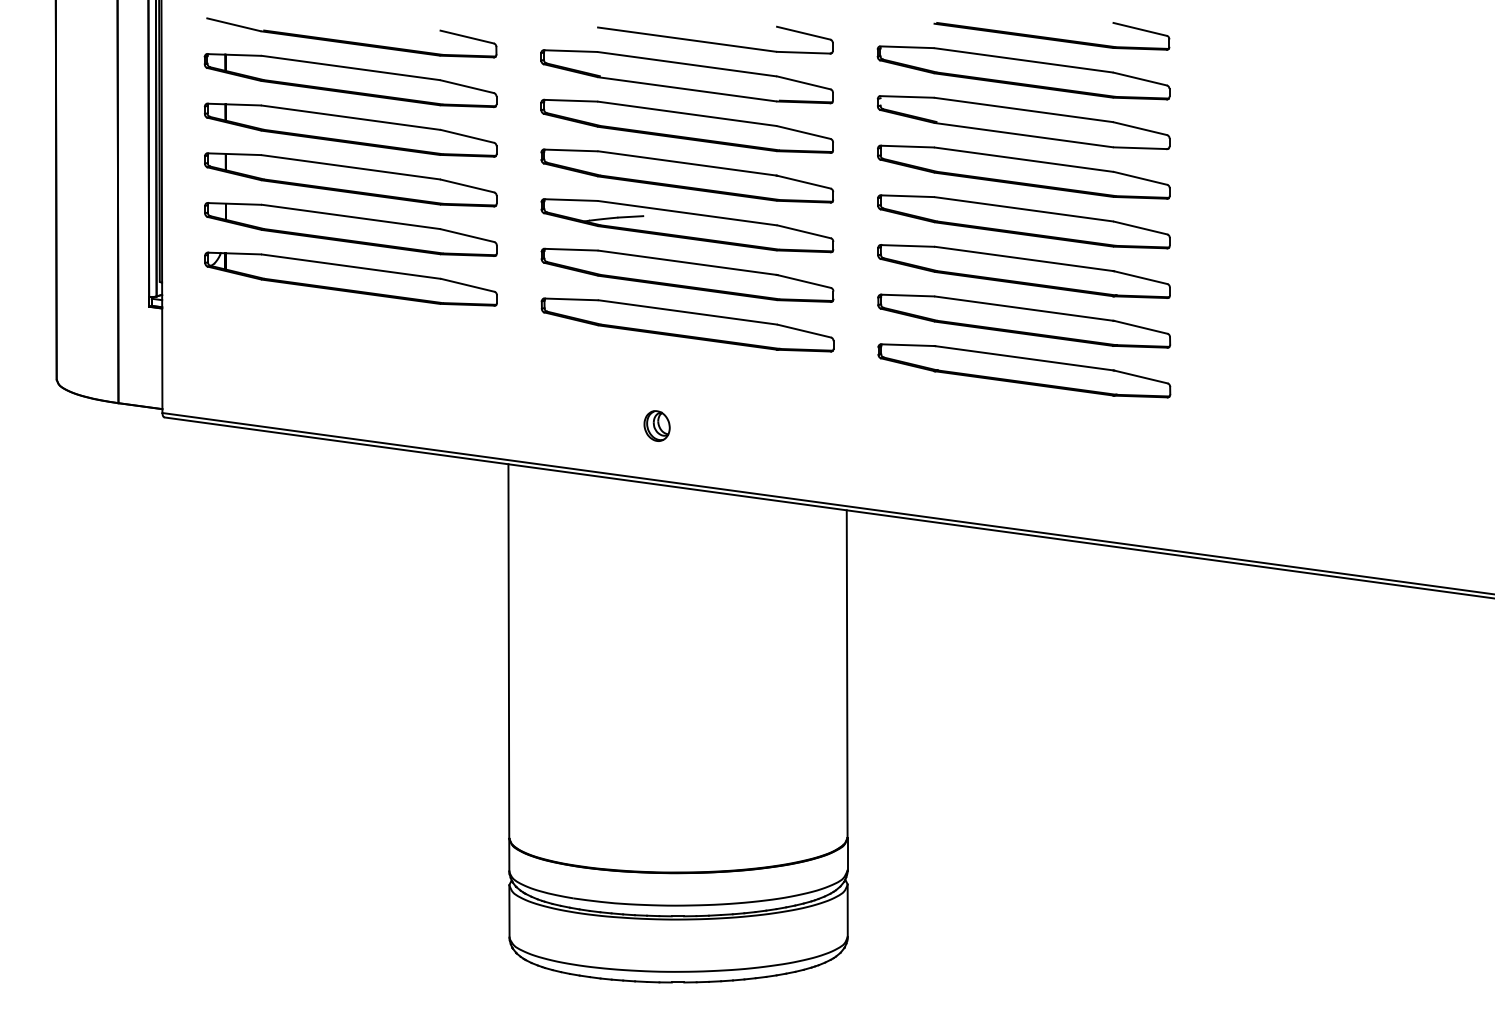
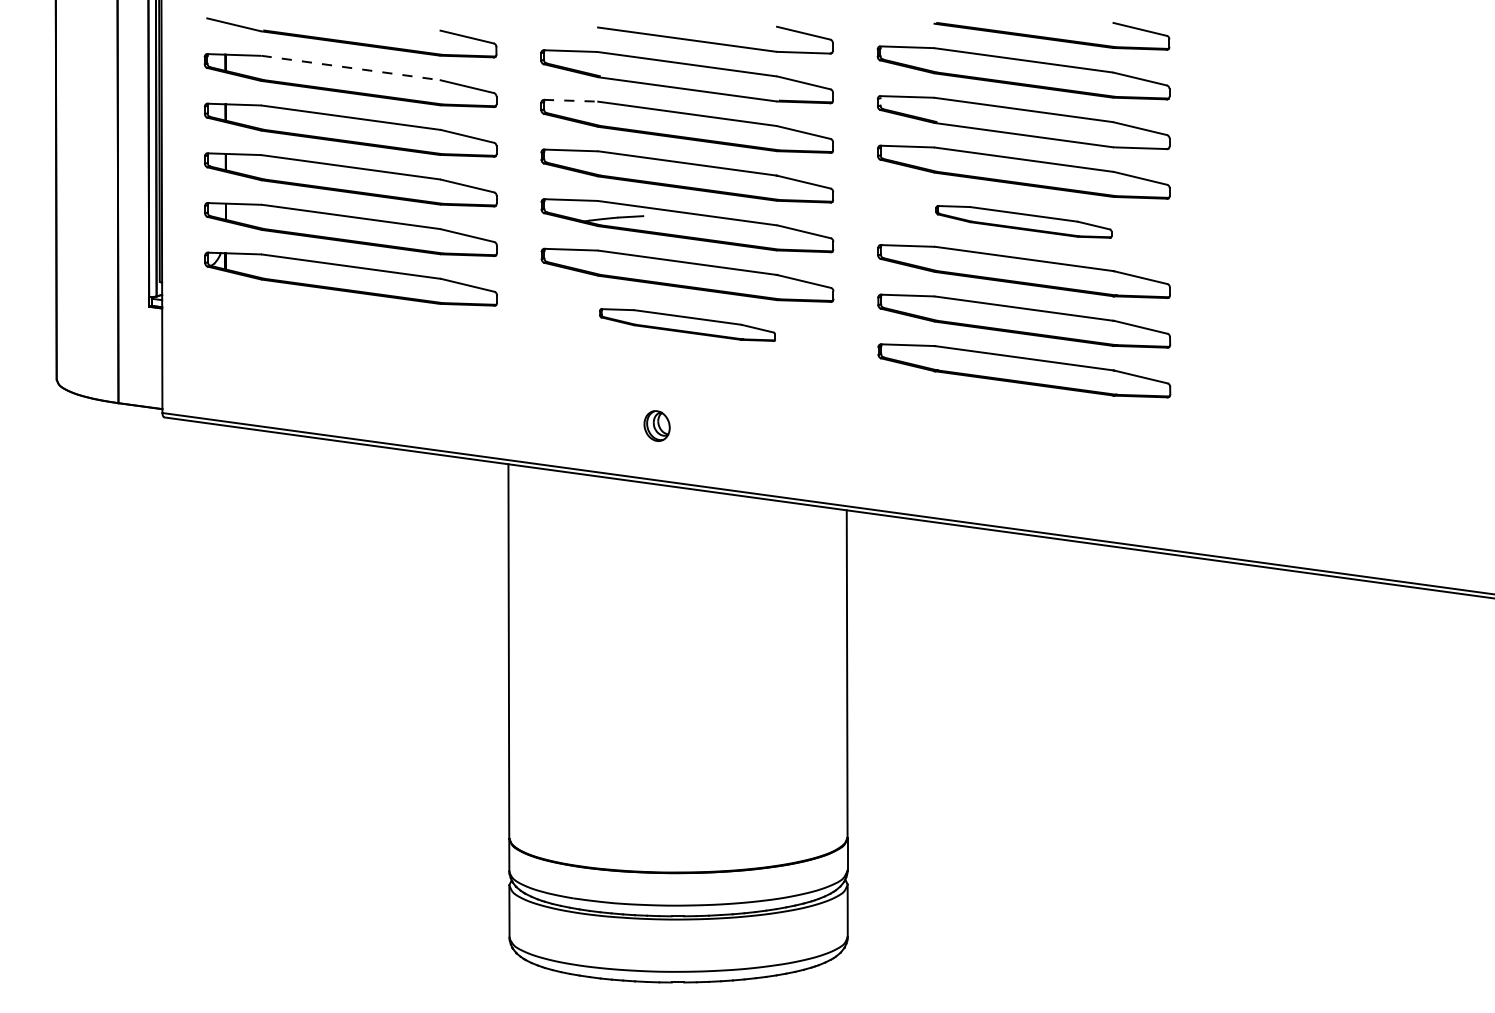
line: solid -> dashed (350, 67)
line: solid -> dashed (570, 100)
part size: 294x56 px -> 178x34 px (1023, 221)
part size: 295x56 px -> 177x34 px (687, 324)
